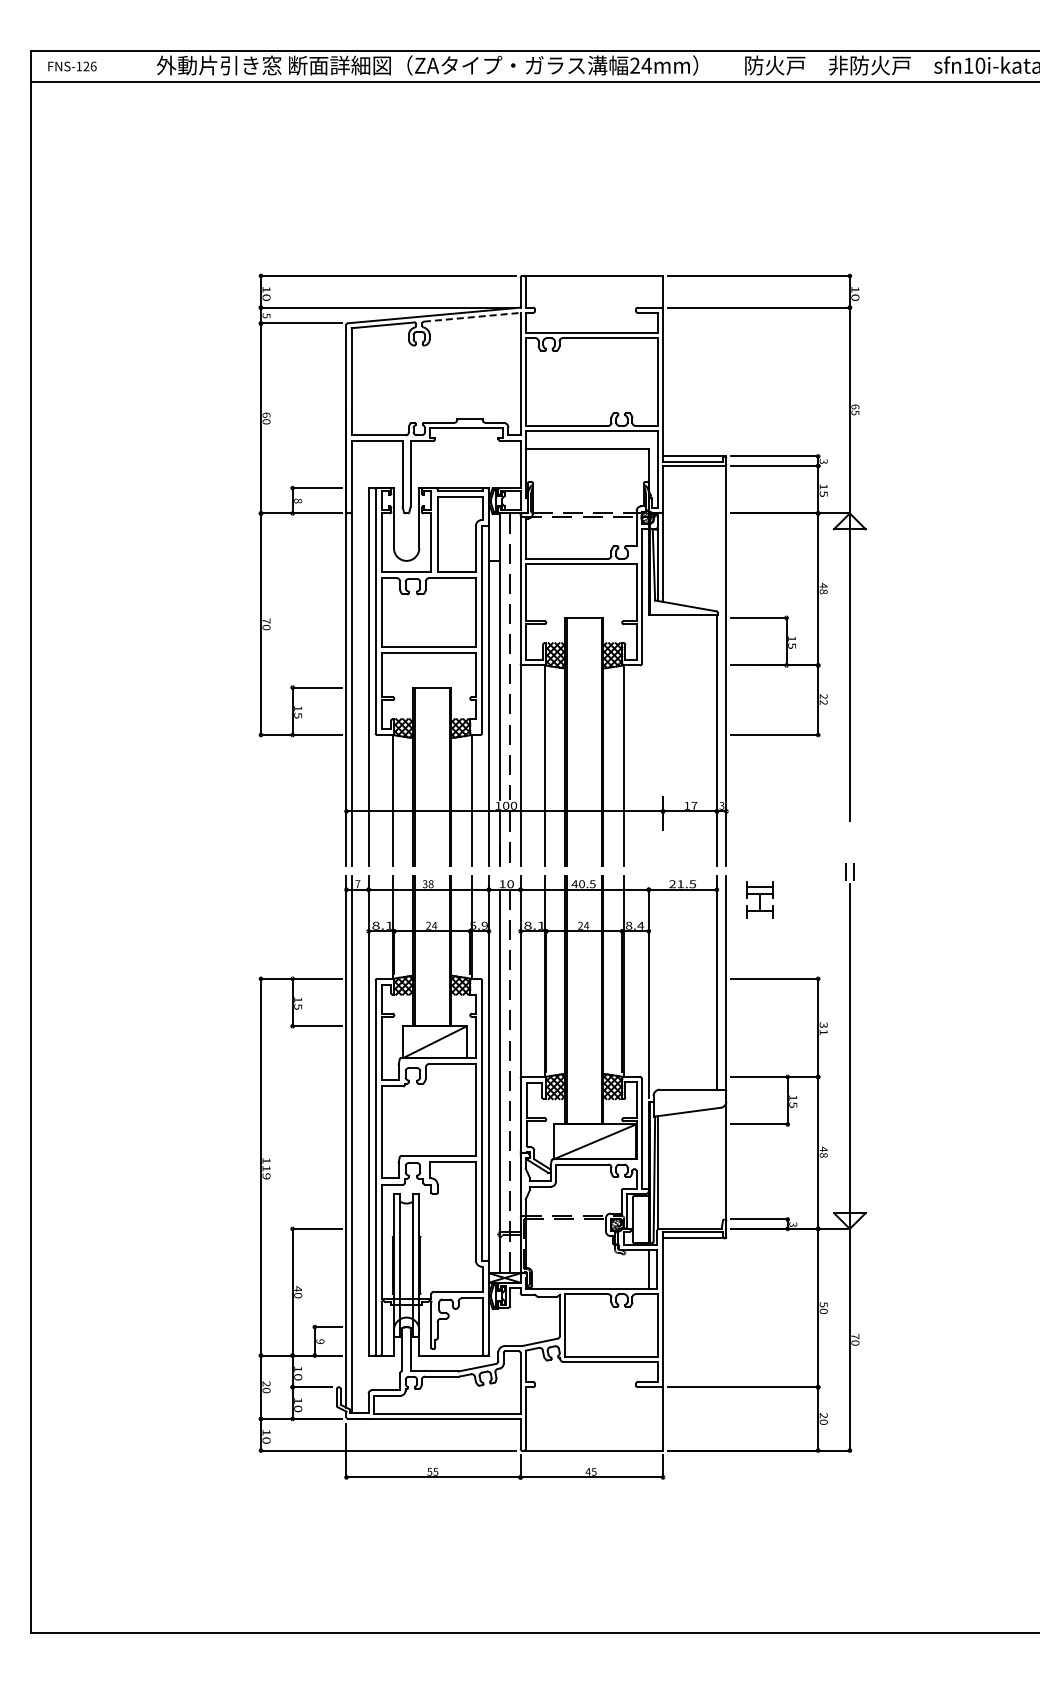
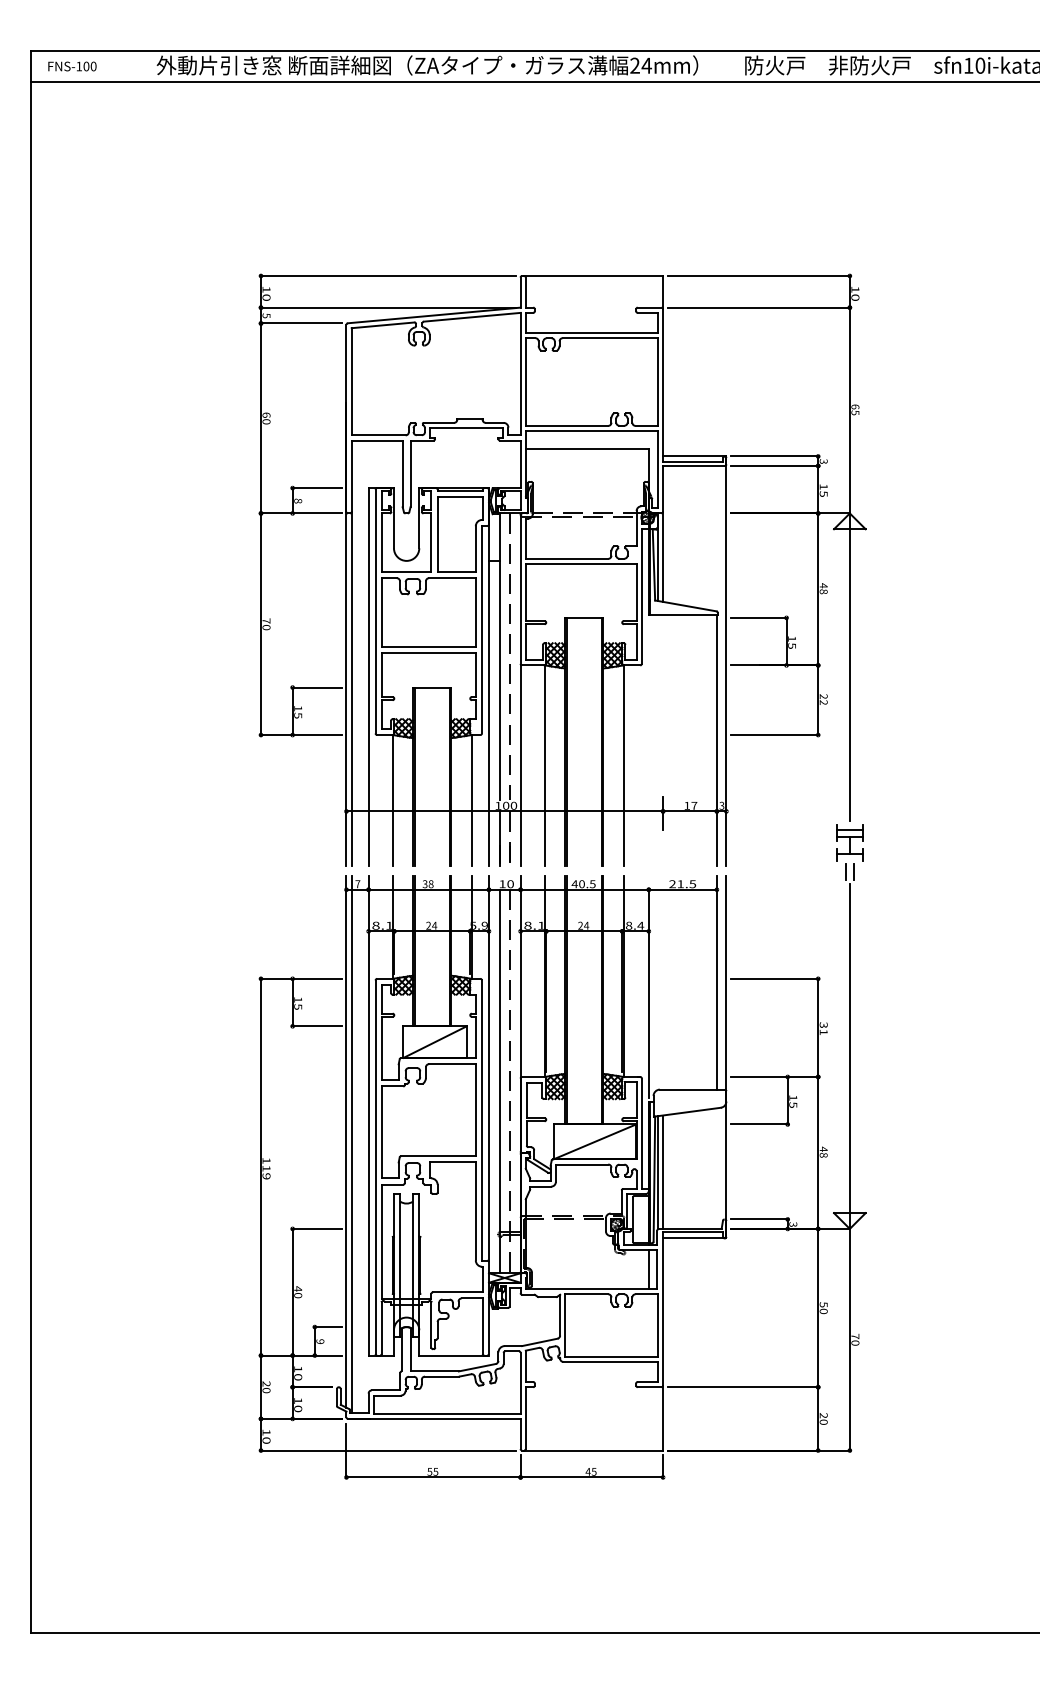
text: FNS-126 -> FNS-100 (89, 66)
line: dashed -> solid (472, 317)
part position: (759, 899) -> (849, 842) (849, 842)
line: none -> present (663, 1171)
